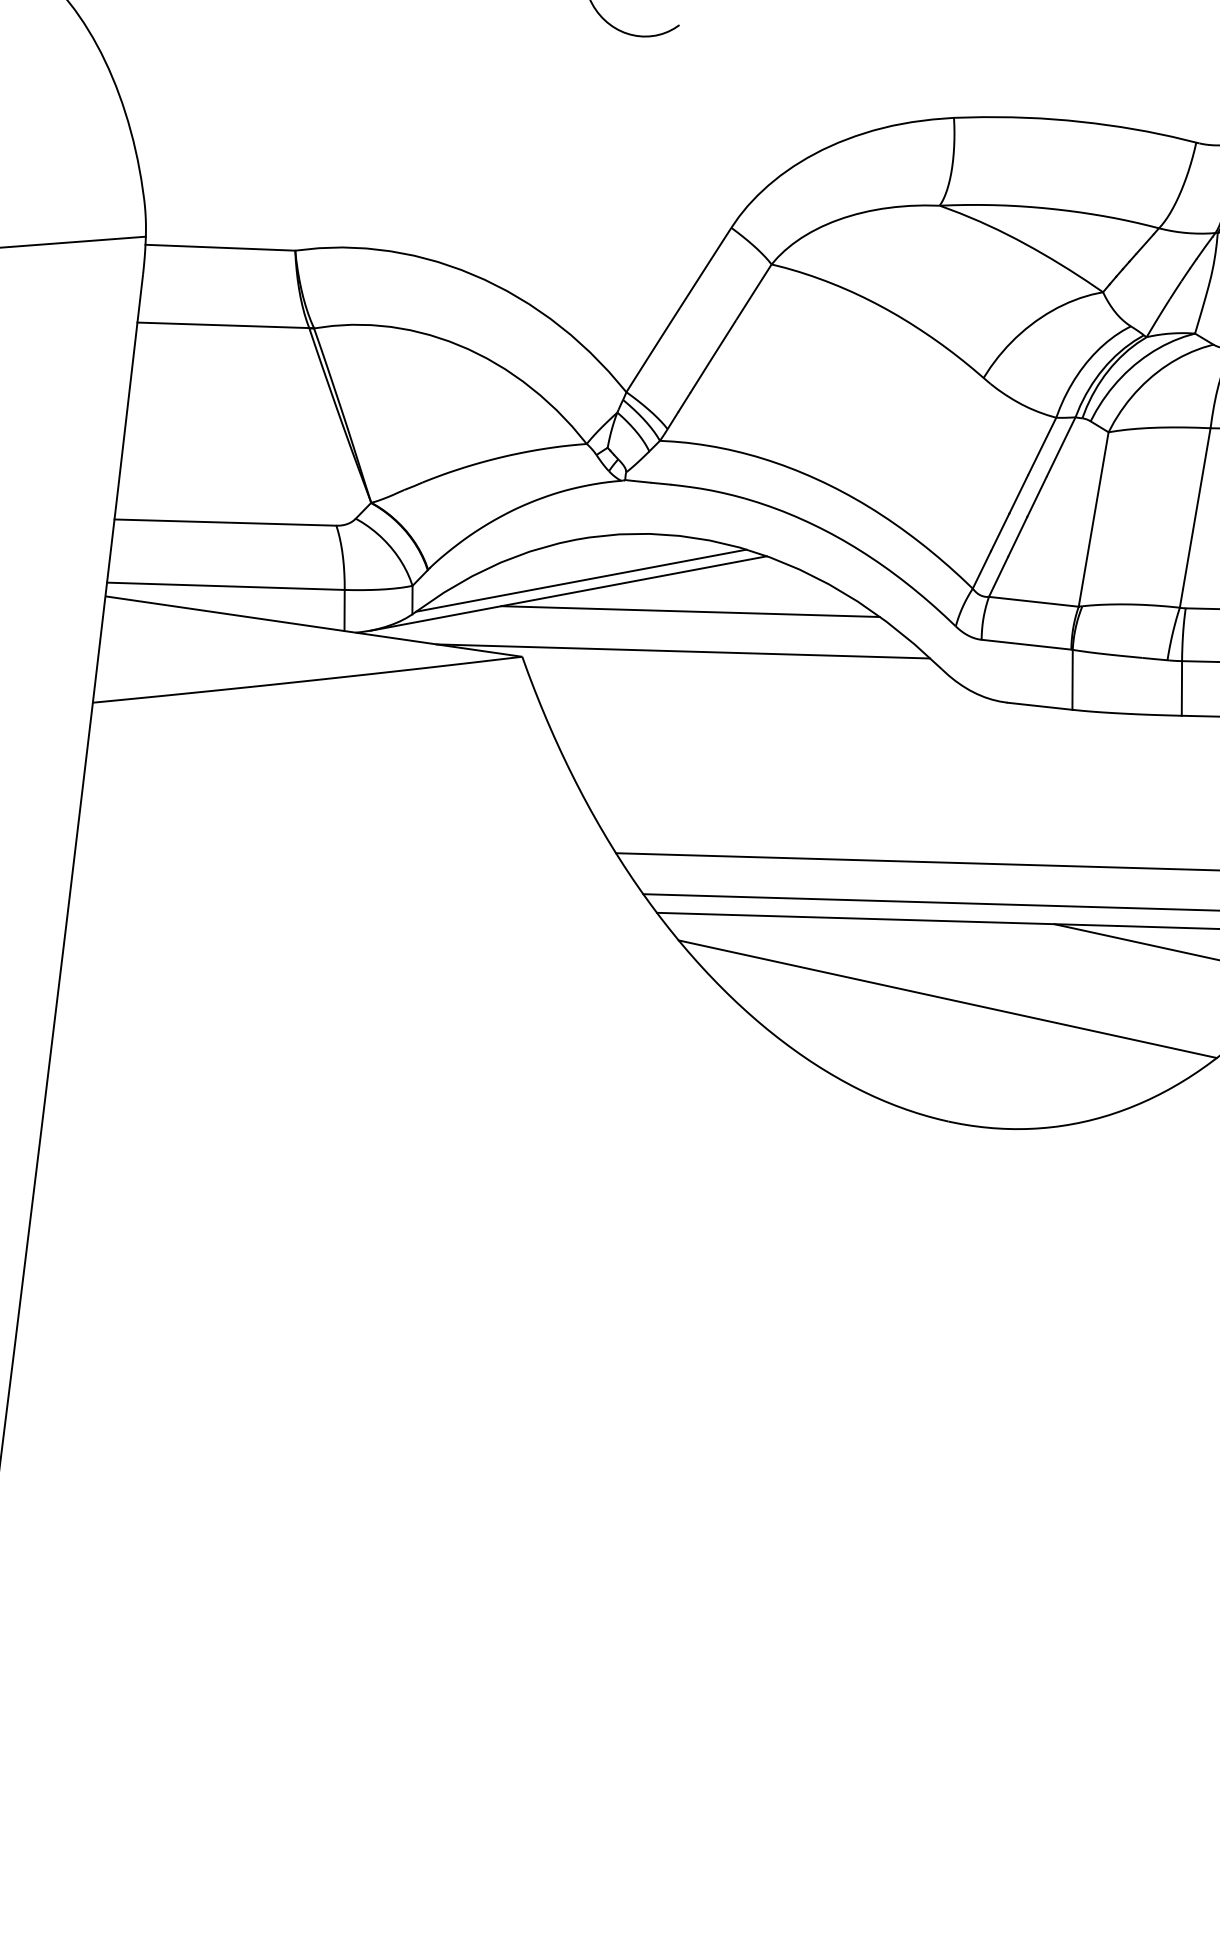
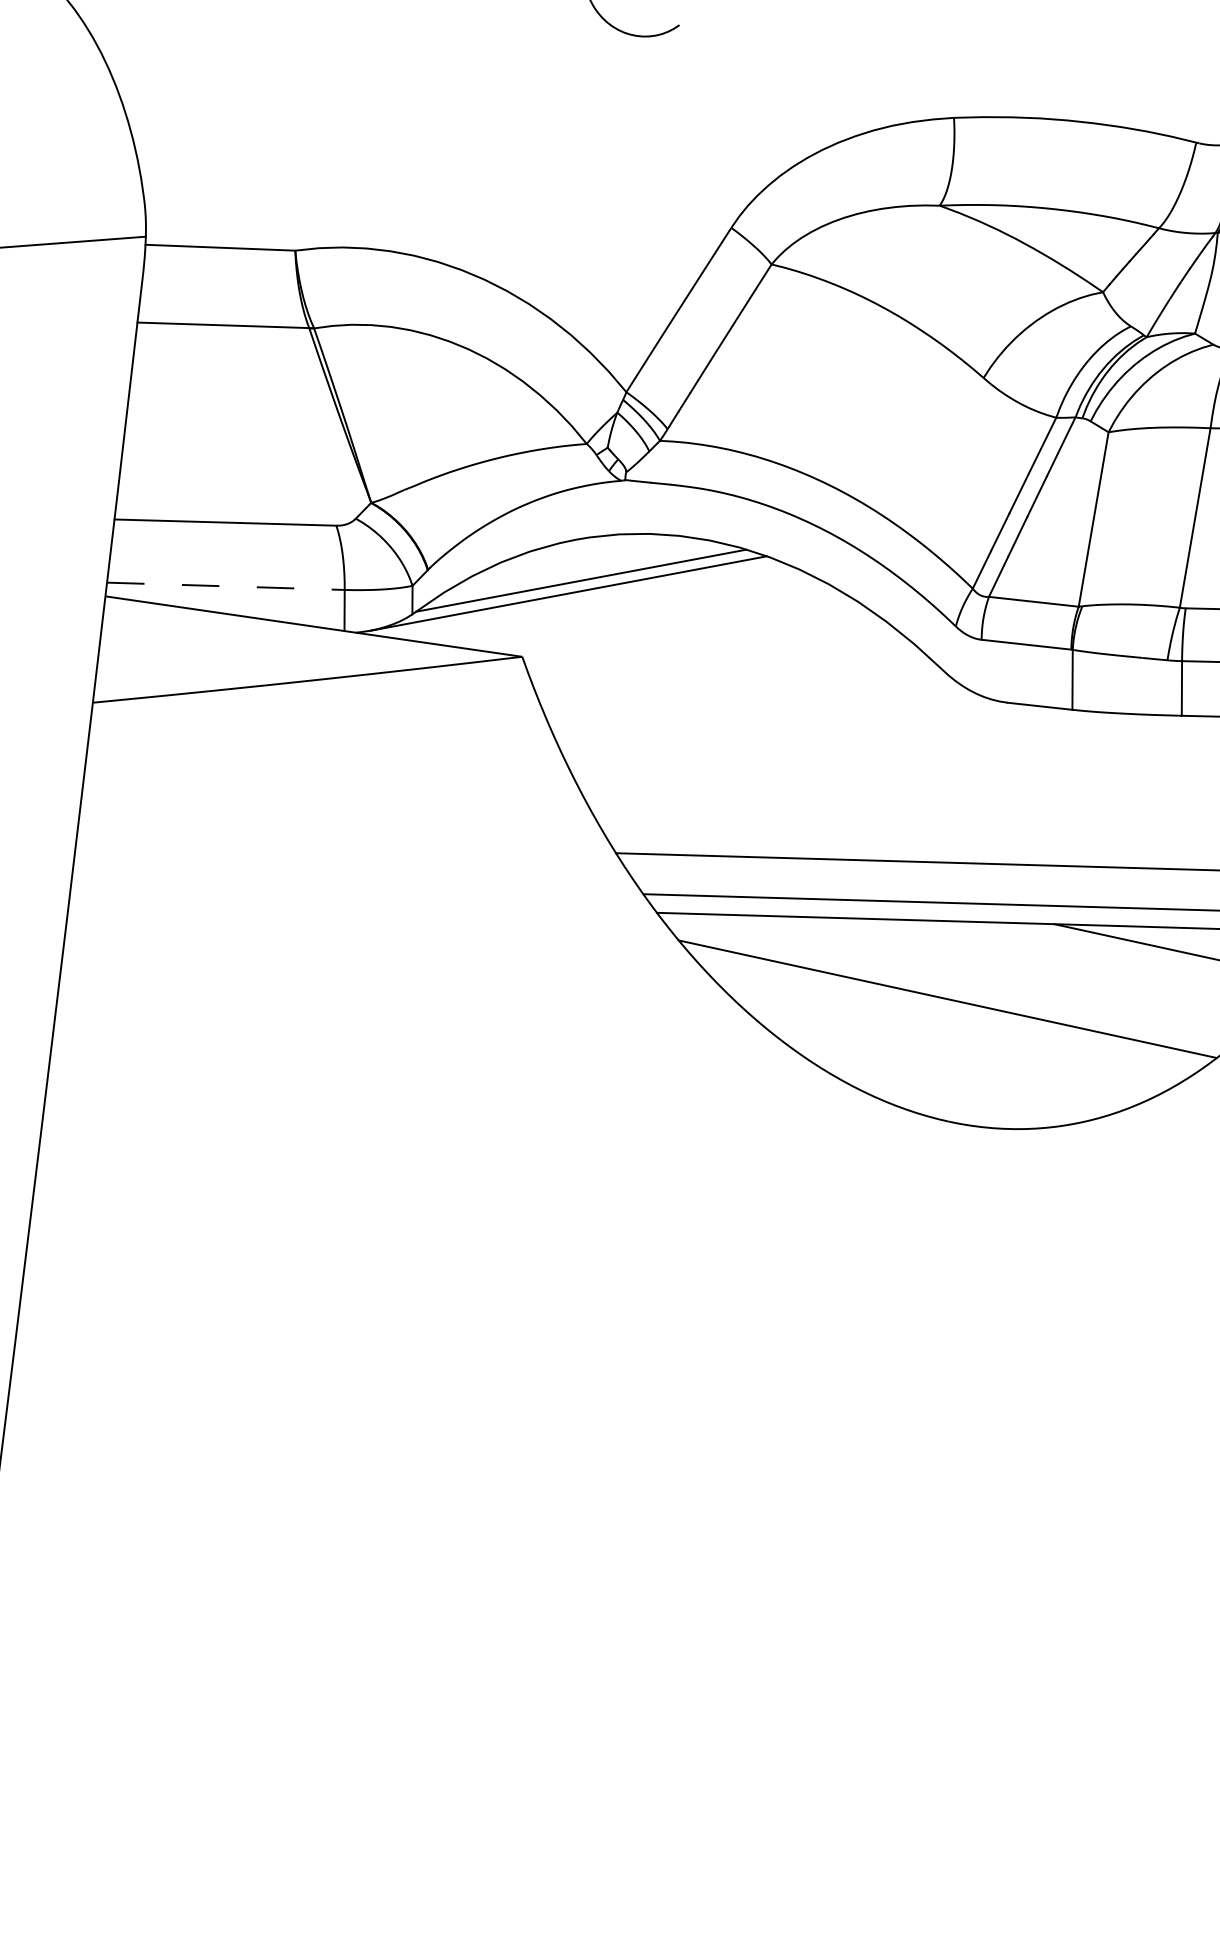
line: solid -> dashed (225, 586)
line: present -> none (690, 611)
line: present -> none (683, 651)
